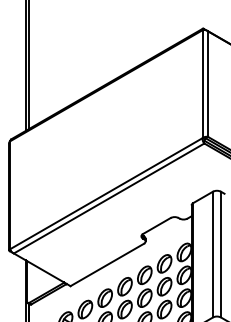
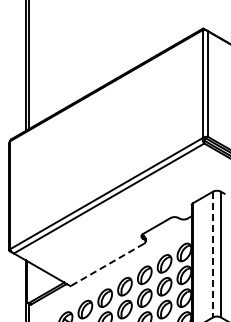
line: solid -> dashed (213, 254)
line: solid -> dashed (106, 265)
